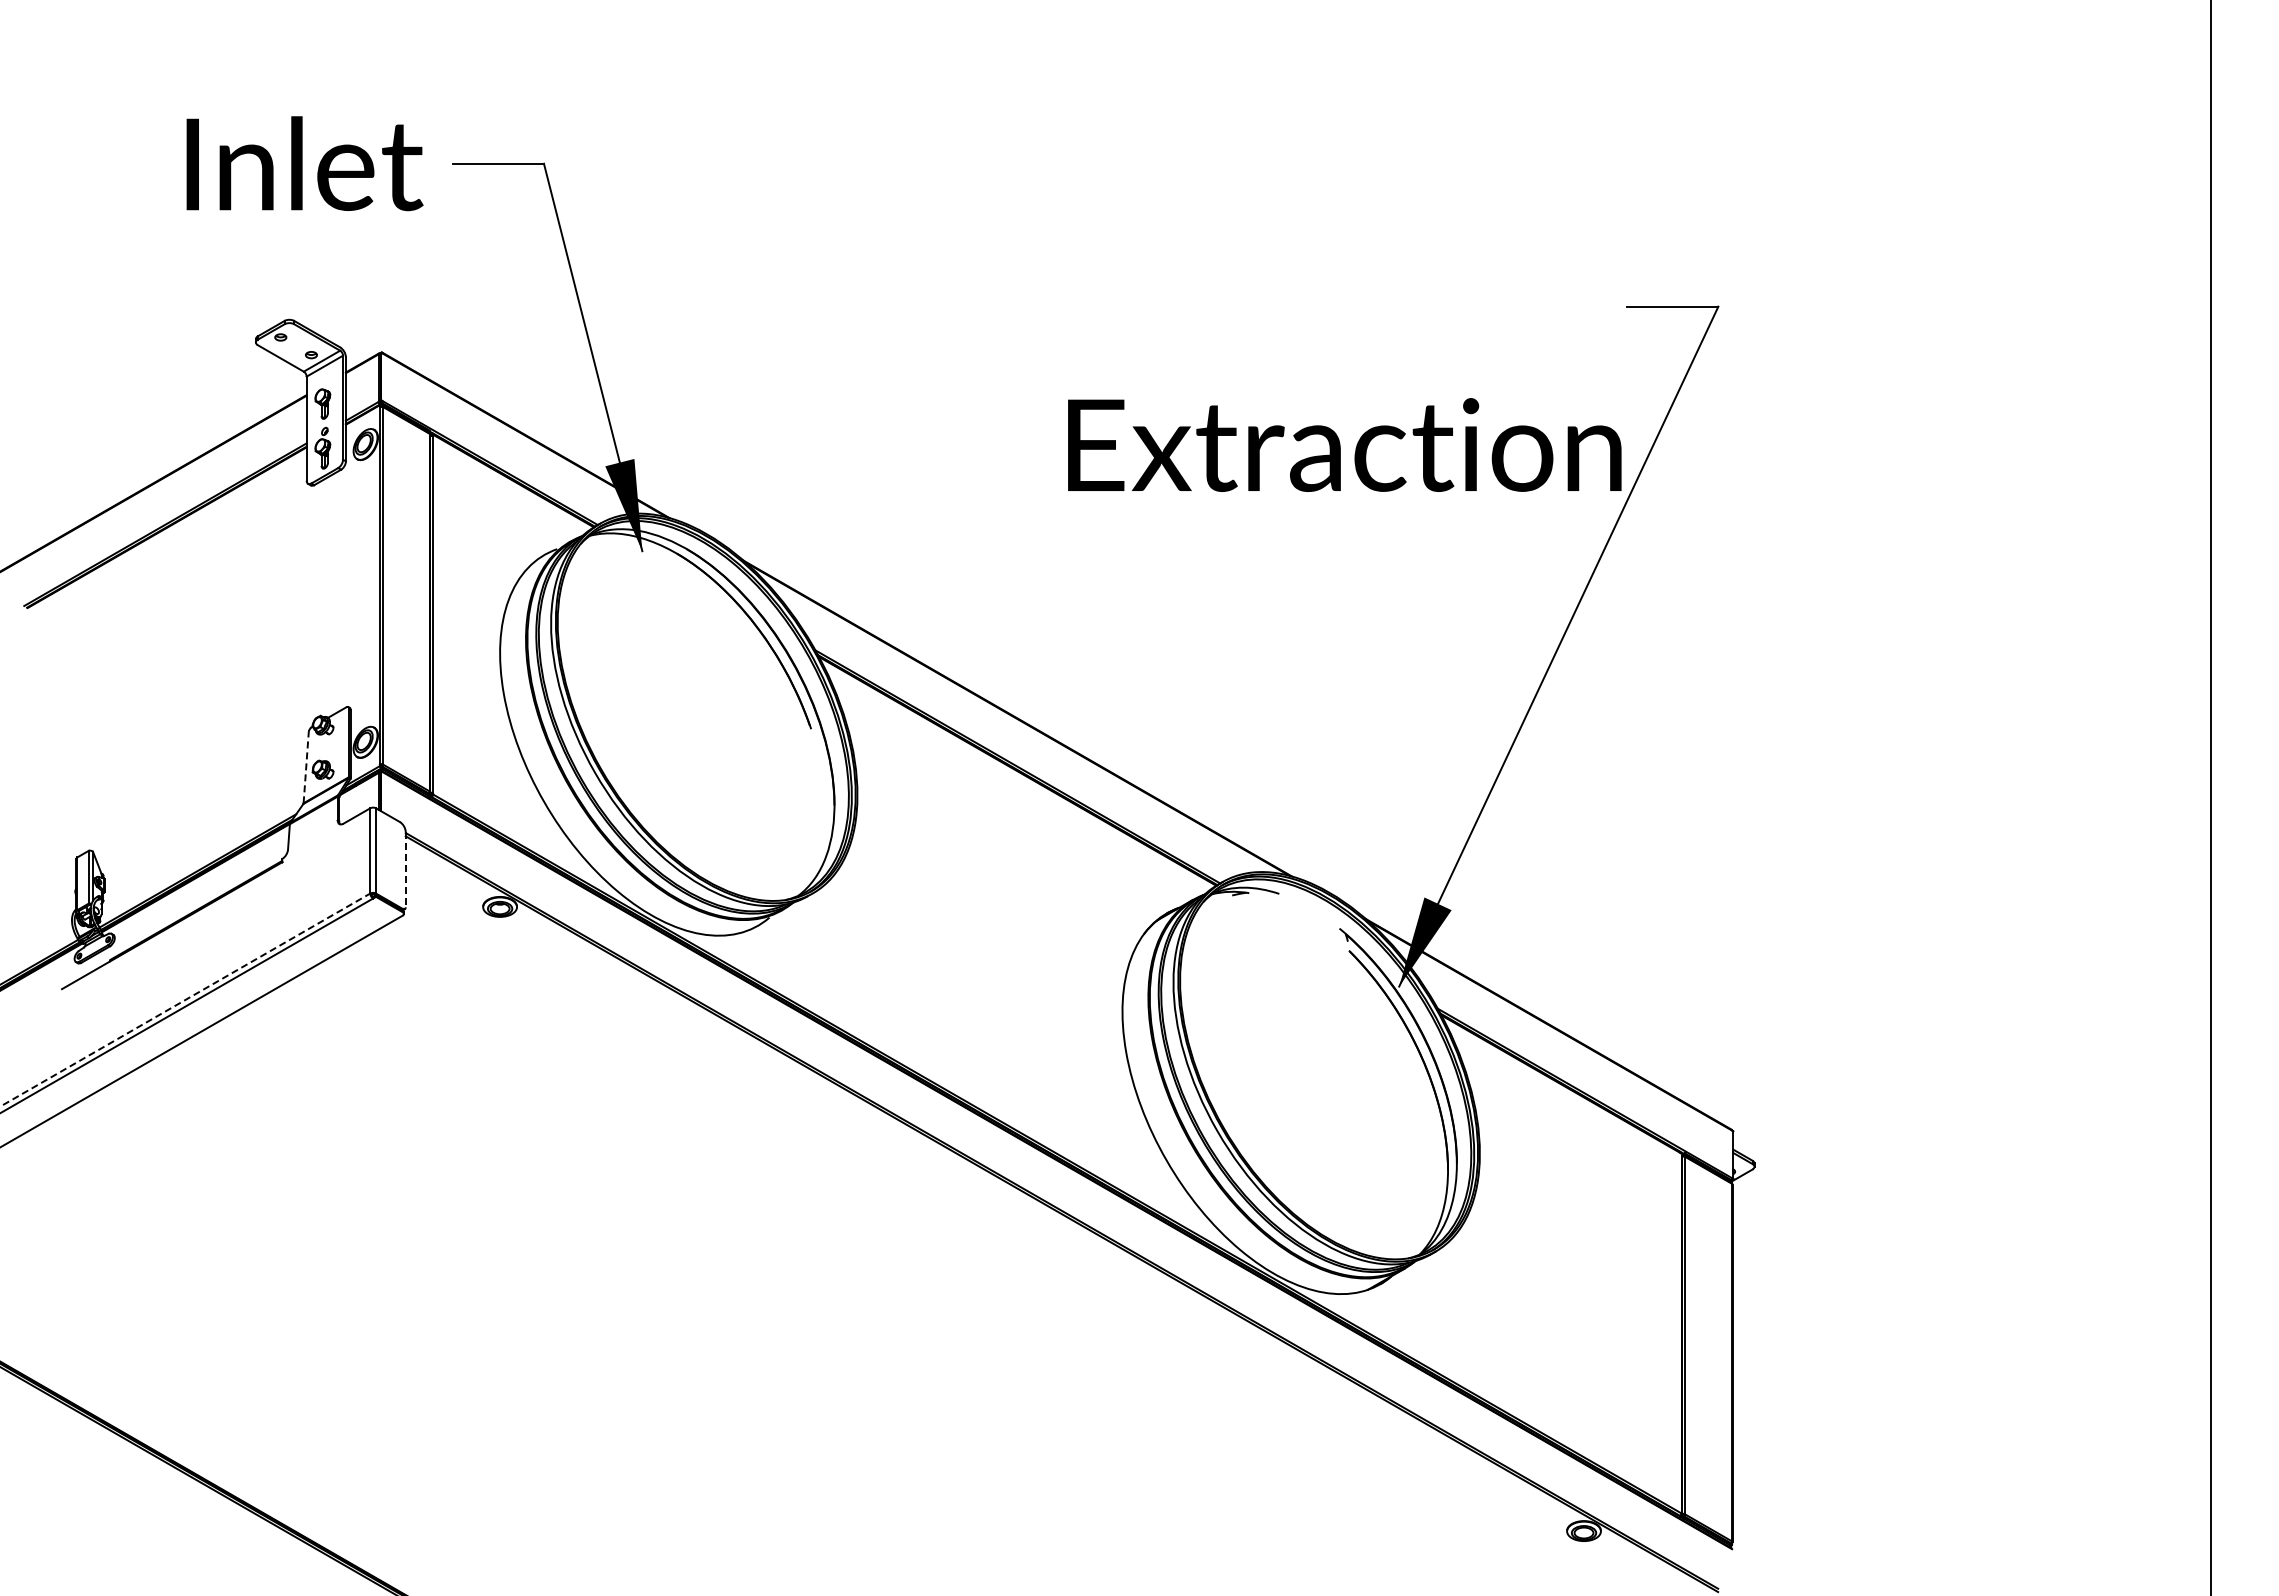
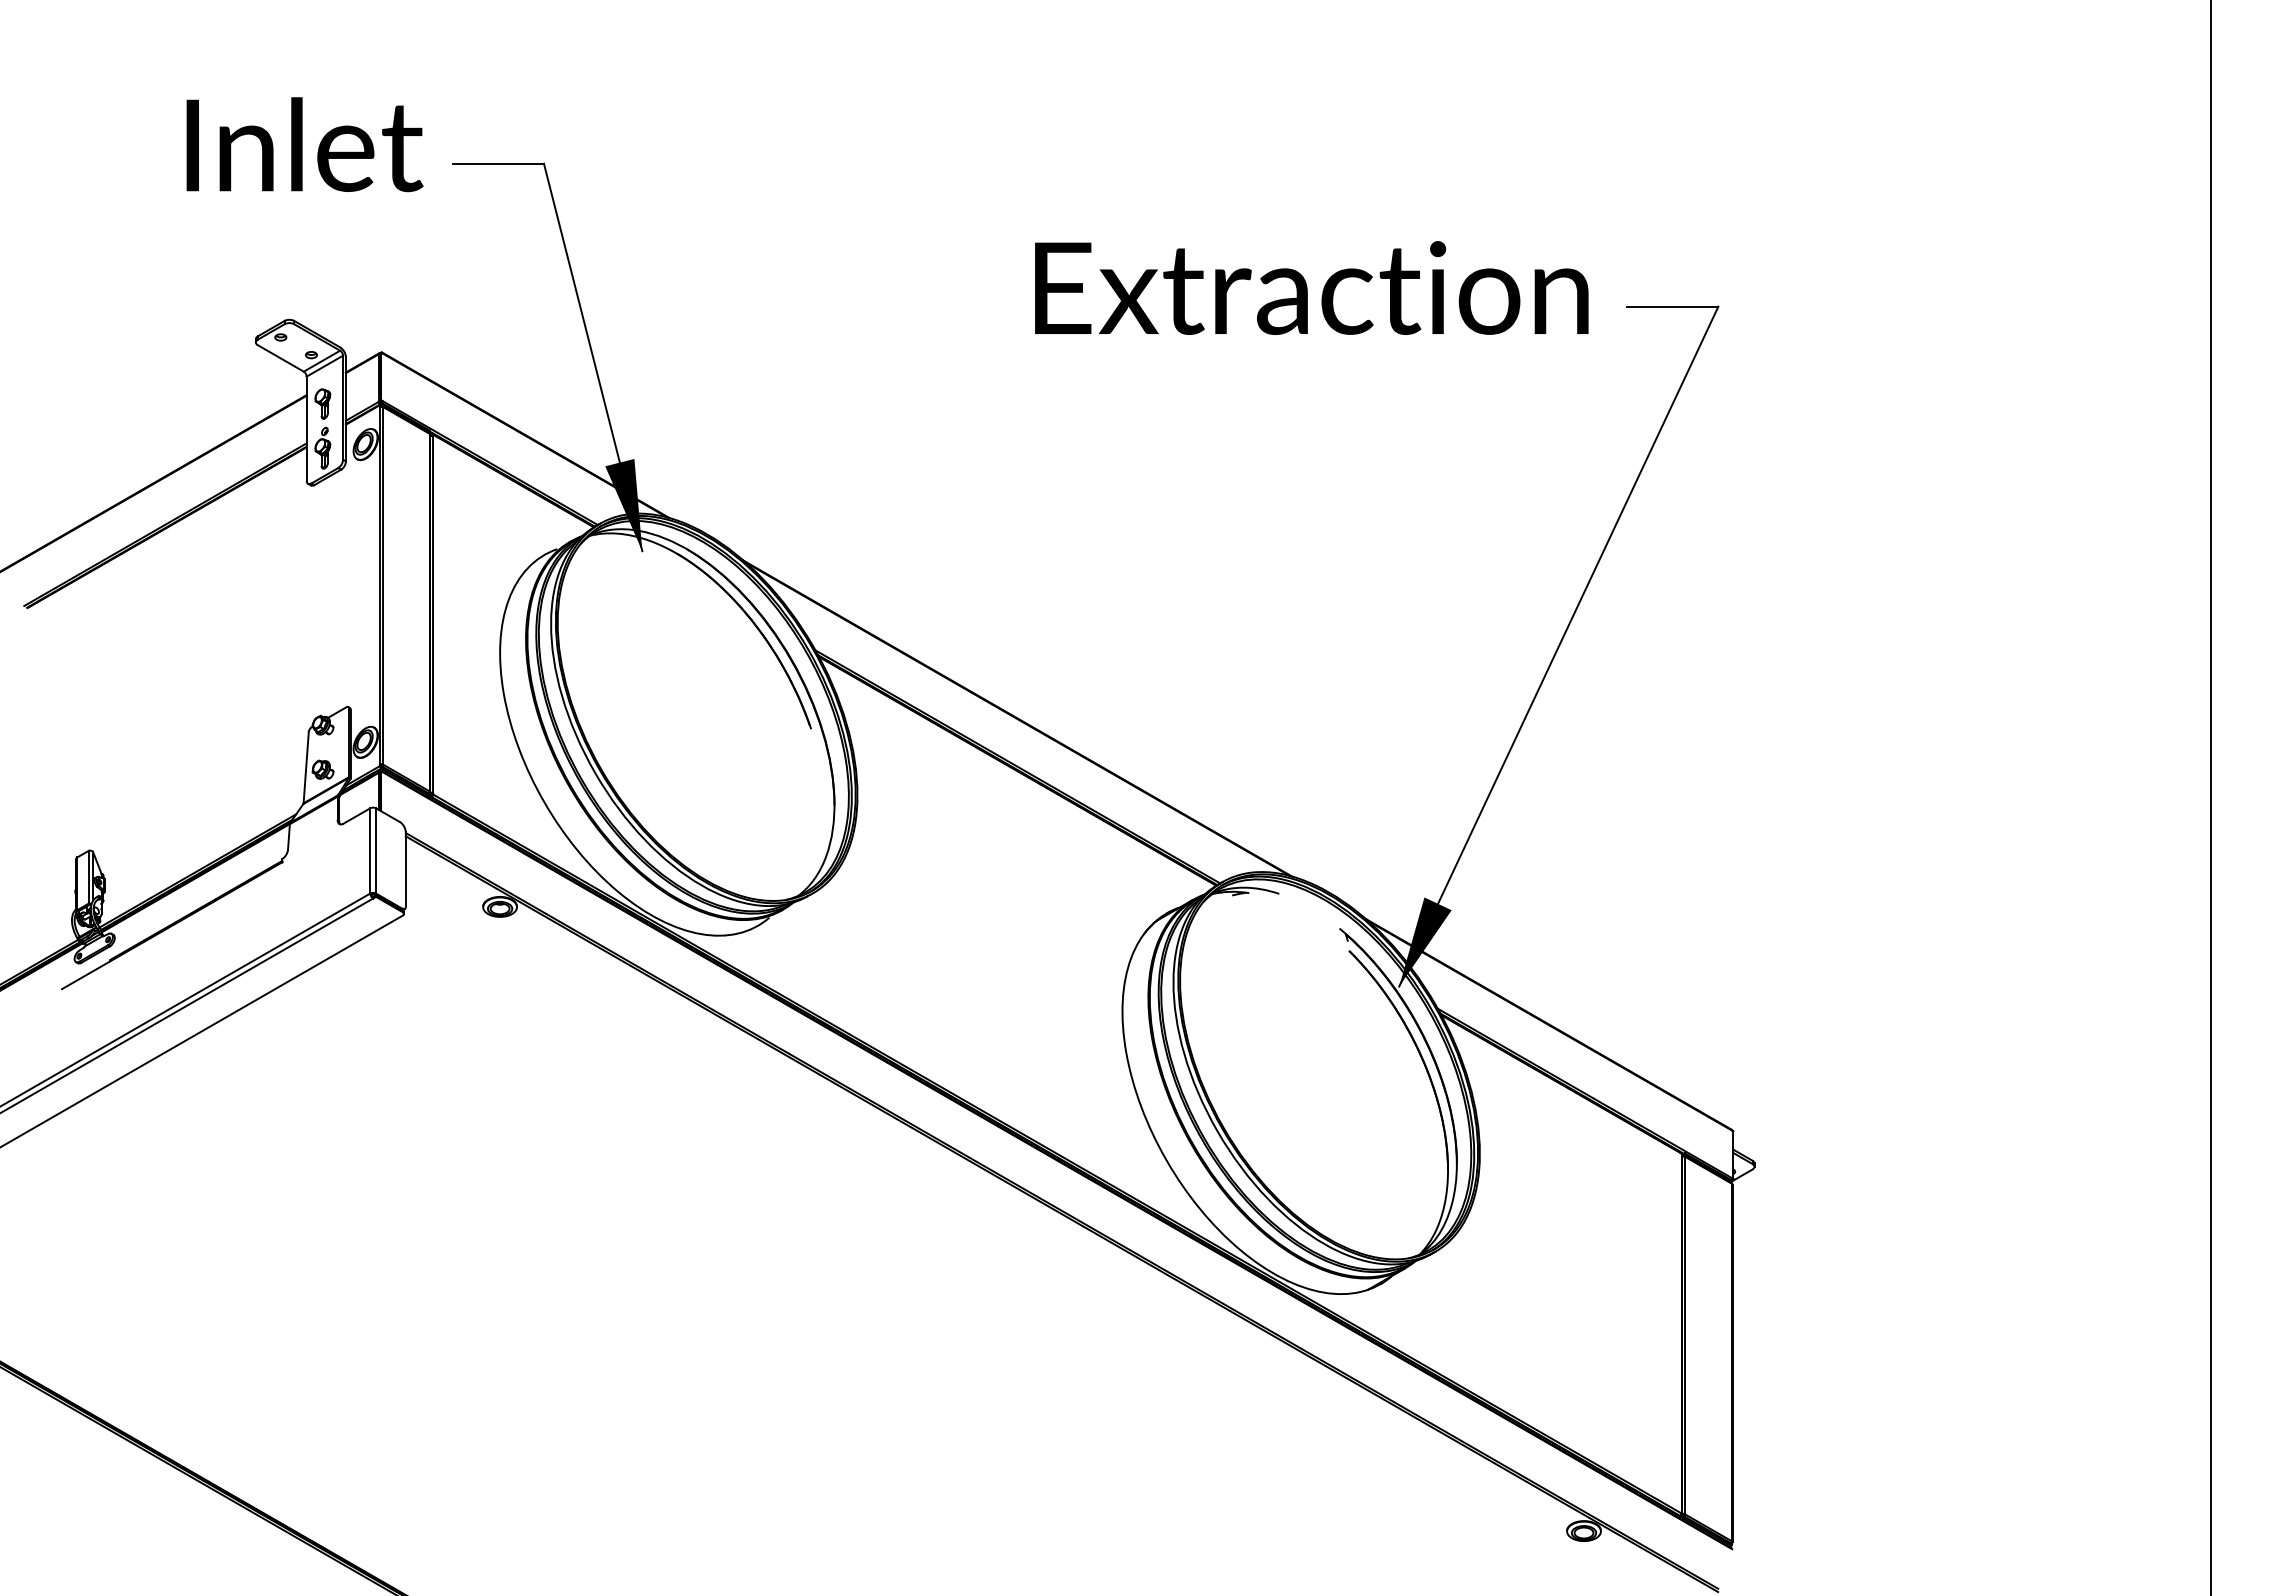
text position: (304, 163) -> (304, 144) (304, 144)
text position: (1344, 444) -> (1311, 287) (1311, 287)
line: dashed -> solid (306, 767)
line: dashed -> solid (405, 869)
line: dashed -> solid (185, 999)
